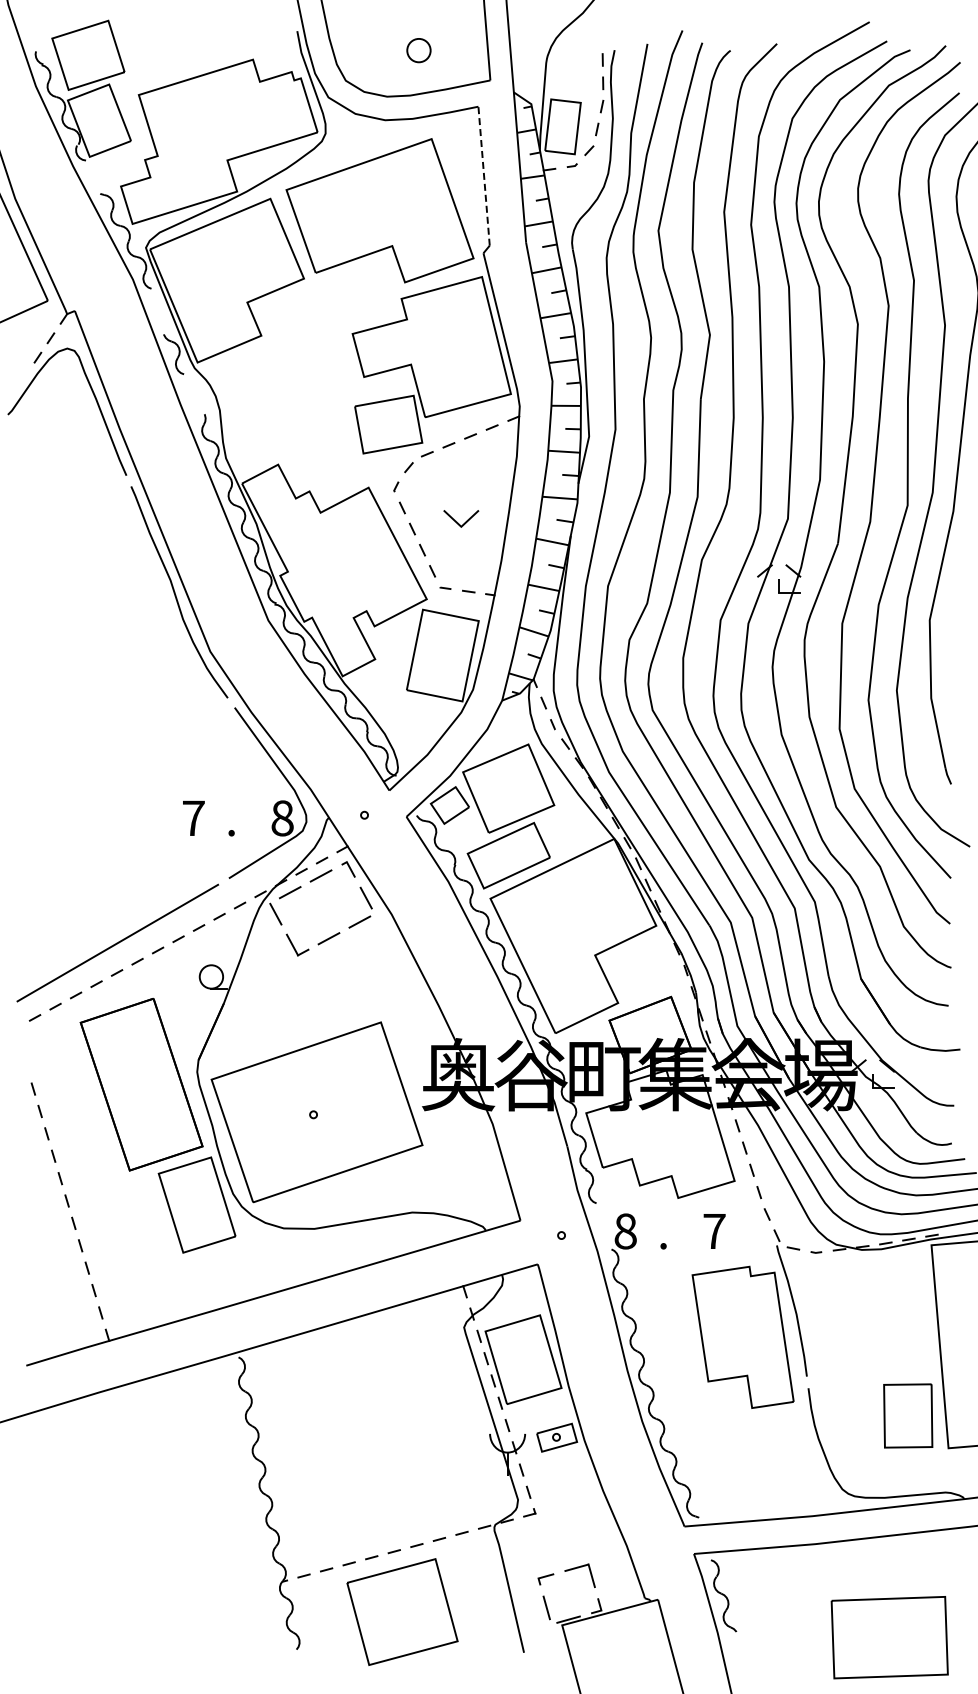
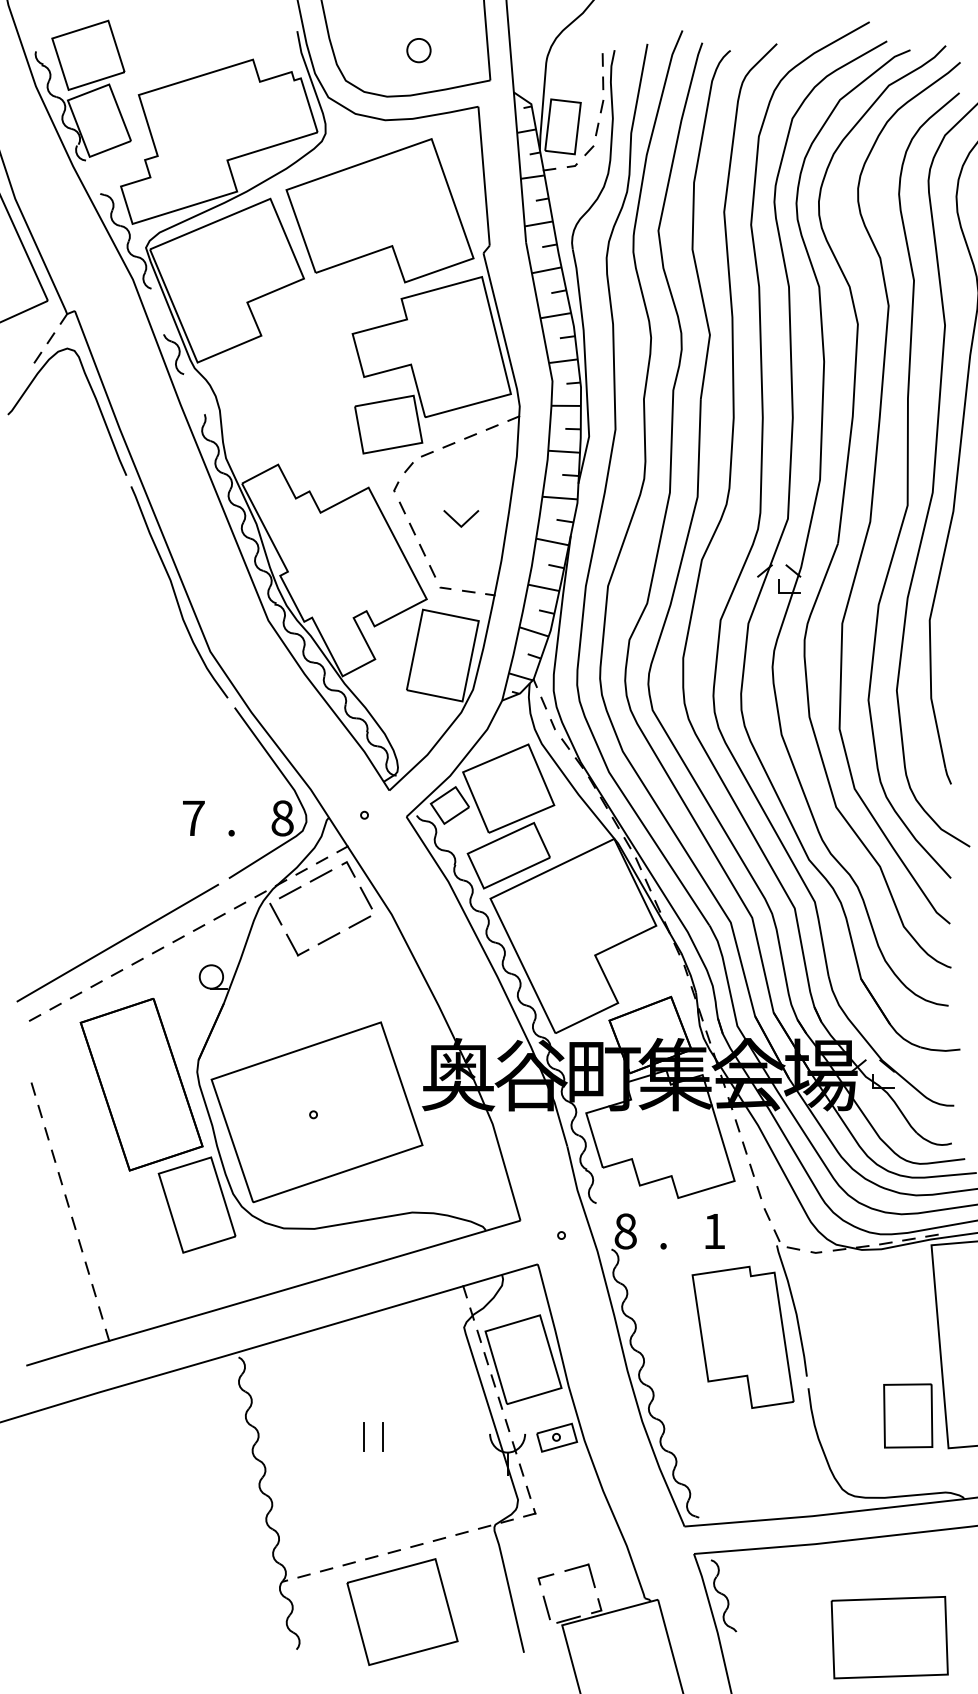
line: dashed -> solid (484, 176)
text: 7 -> 1 (714, 1231)
line: none -> present (364, 1436)
line: none -> present (383, 1436)
